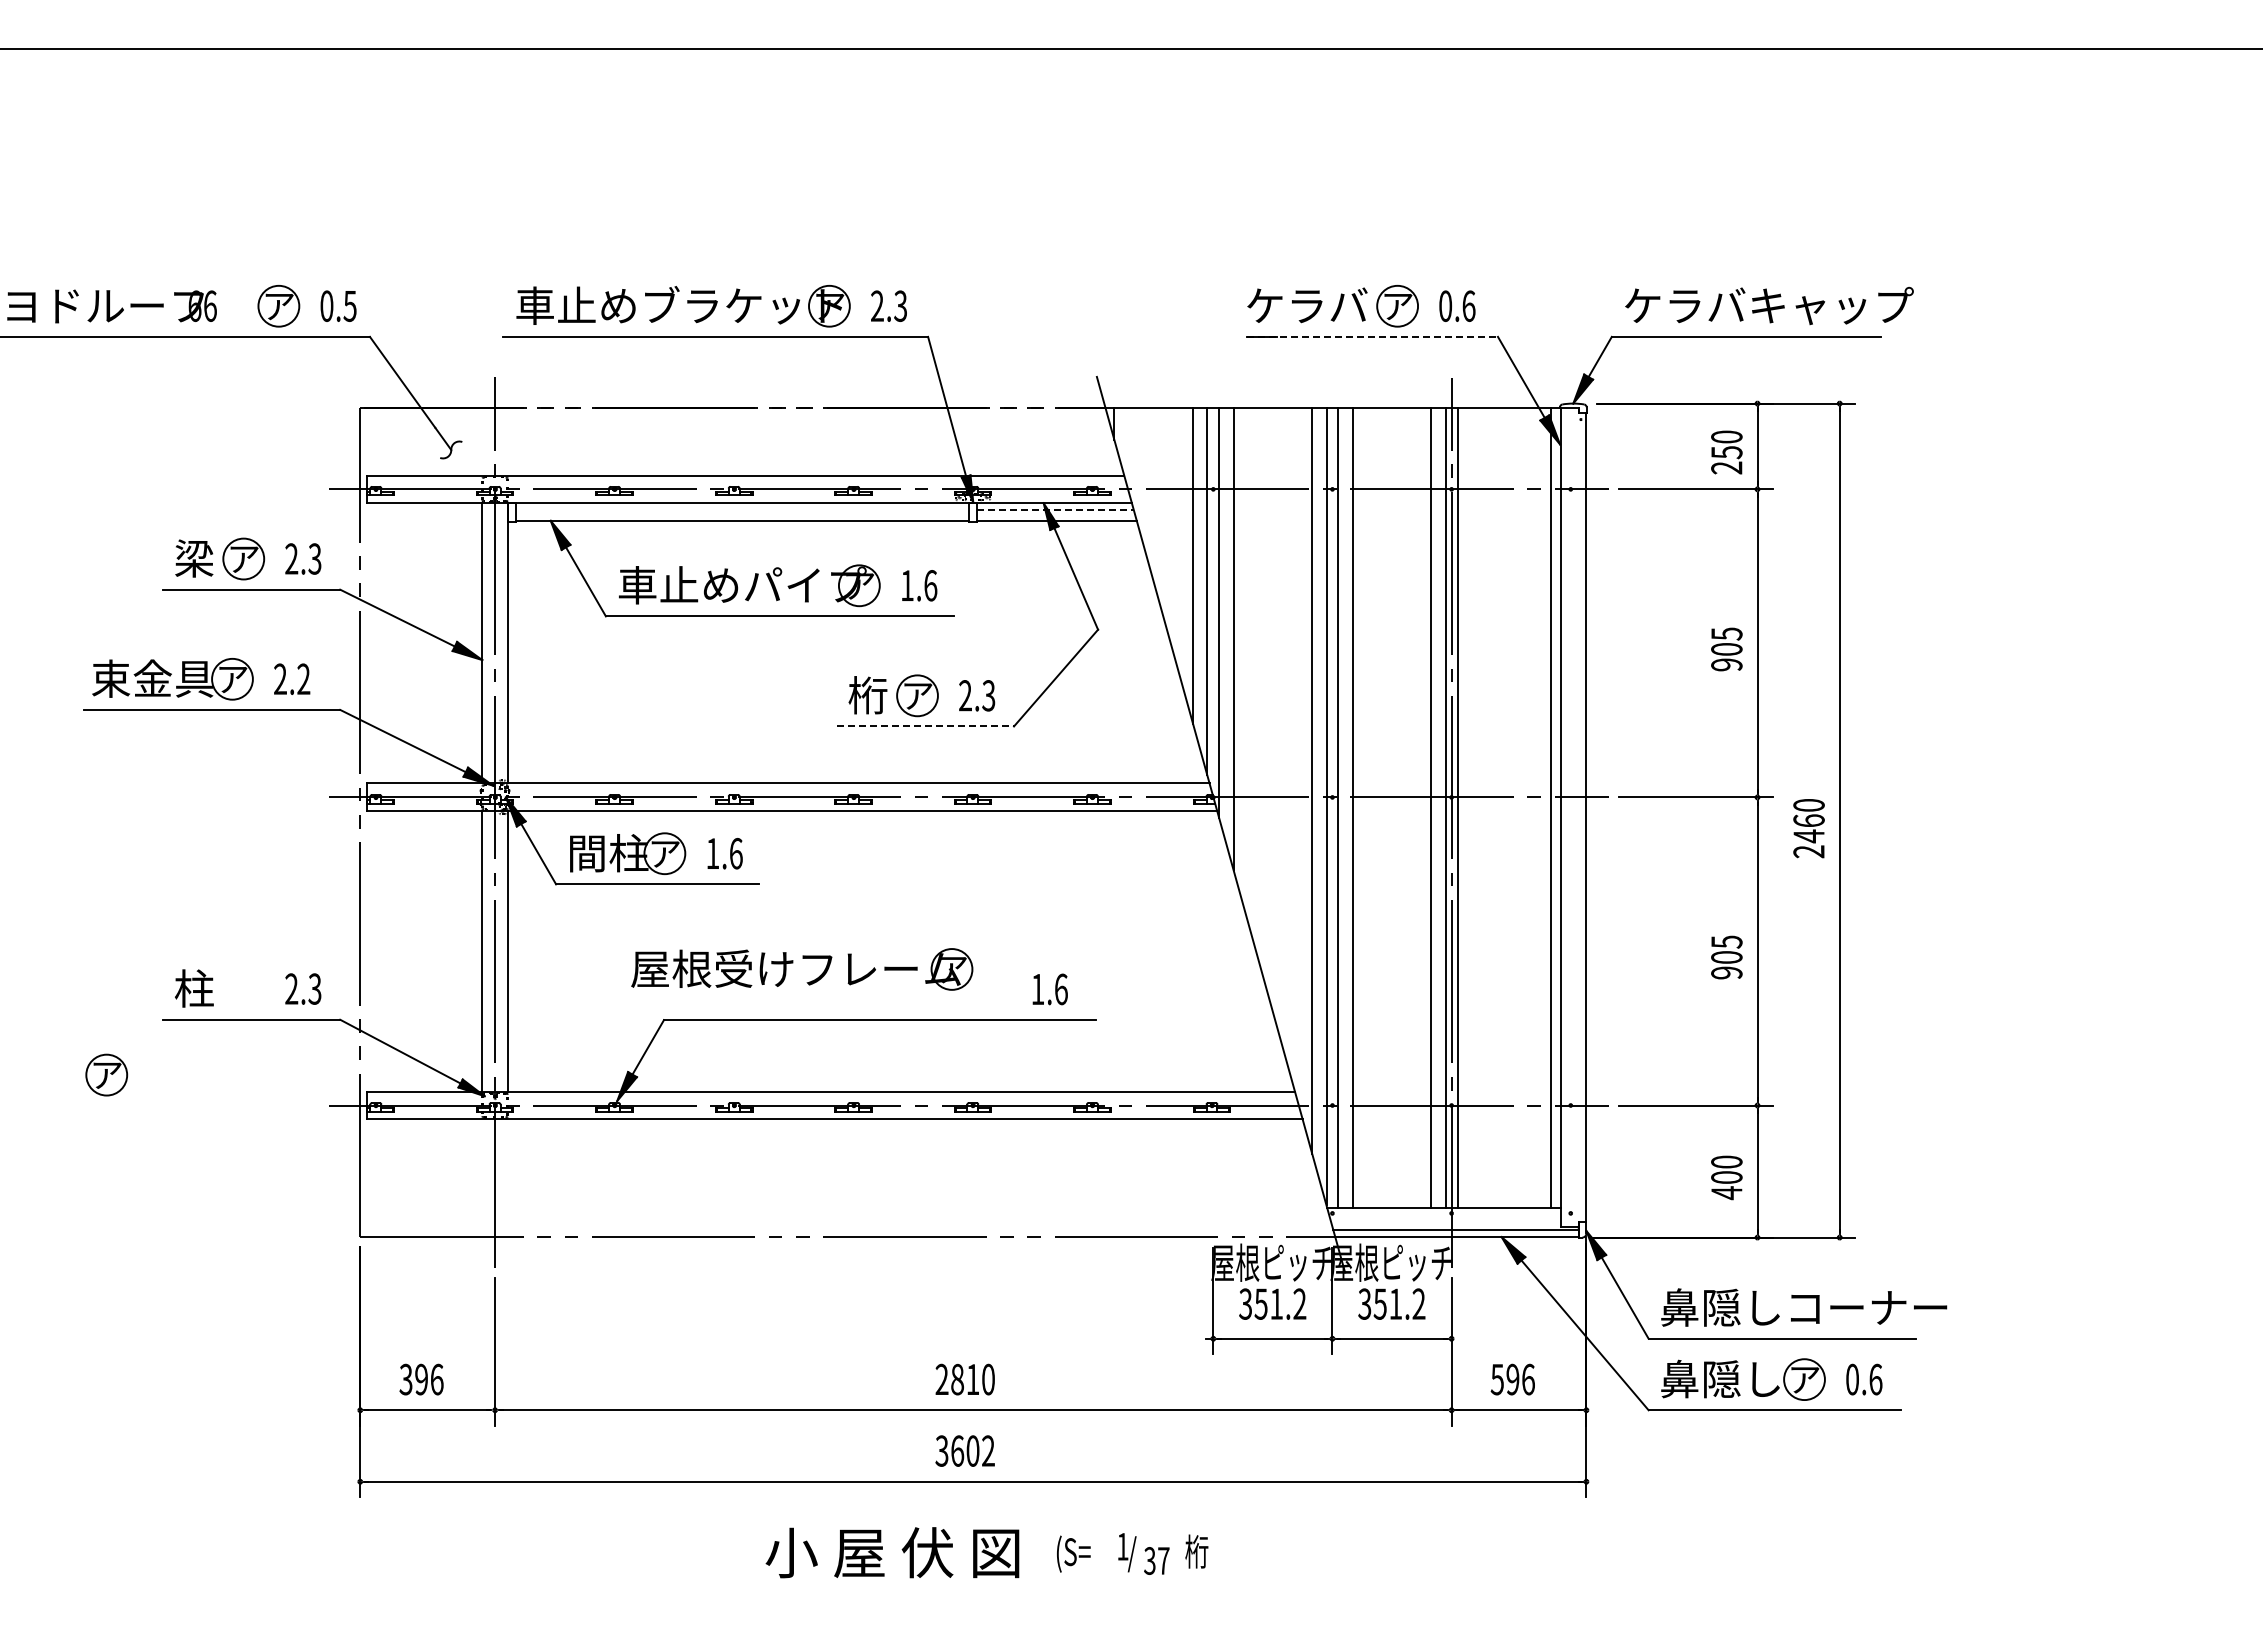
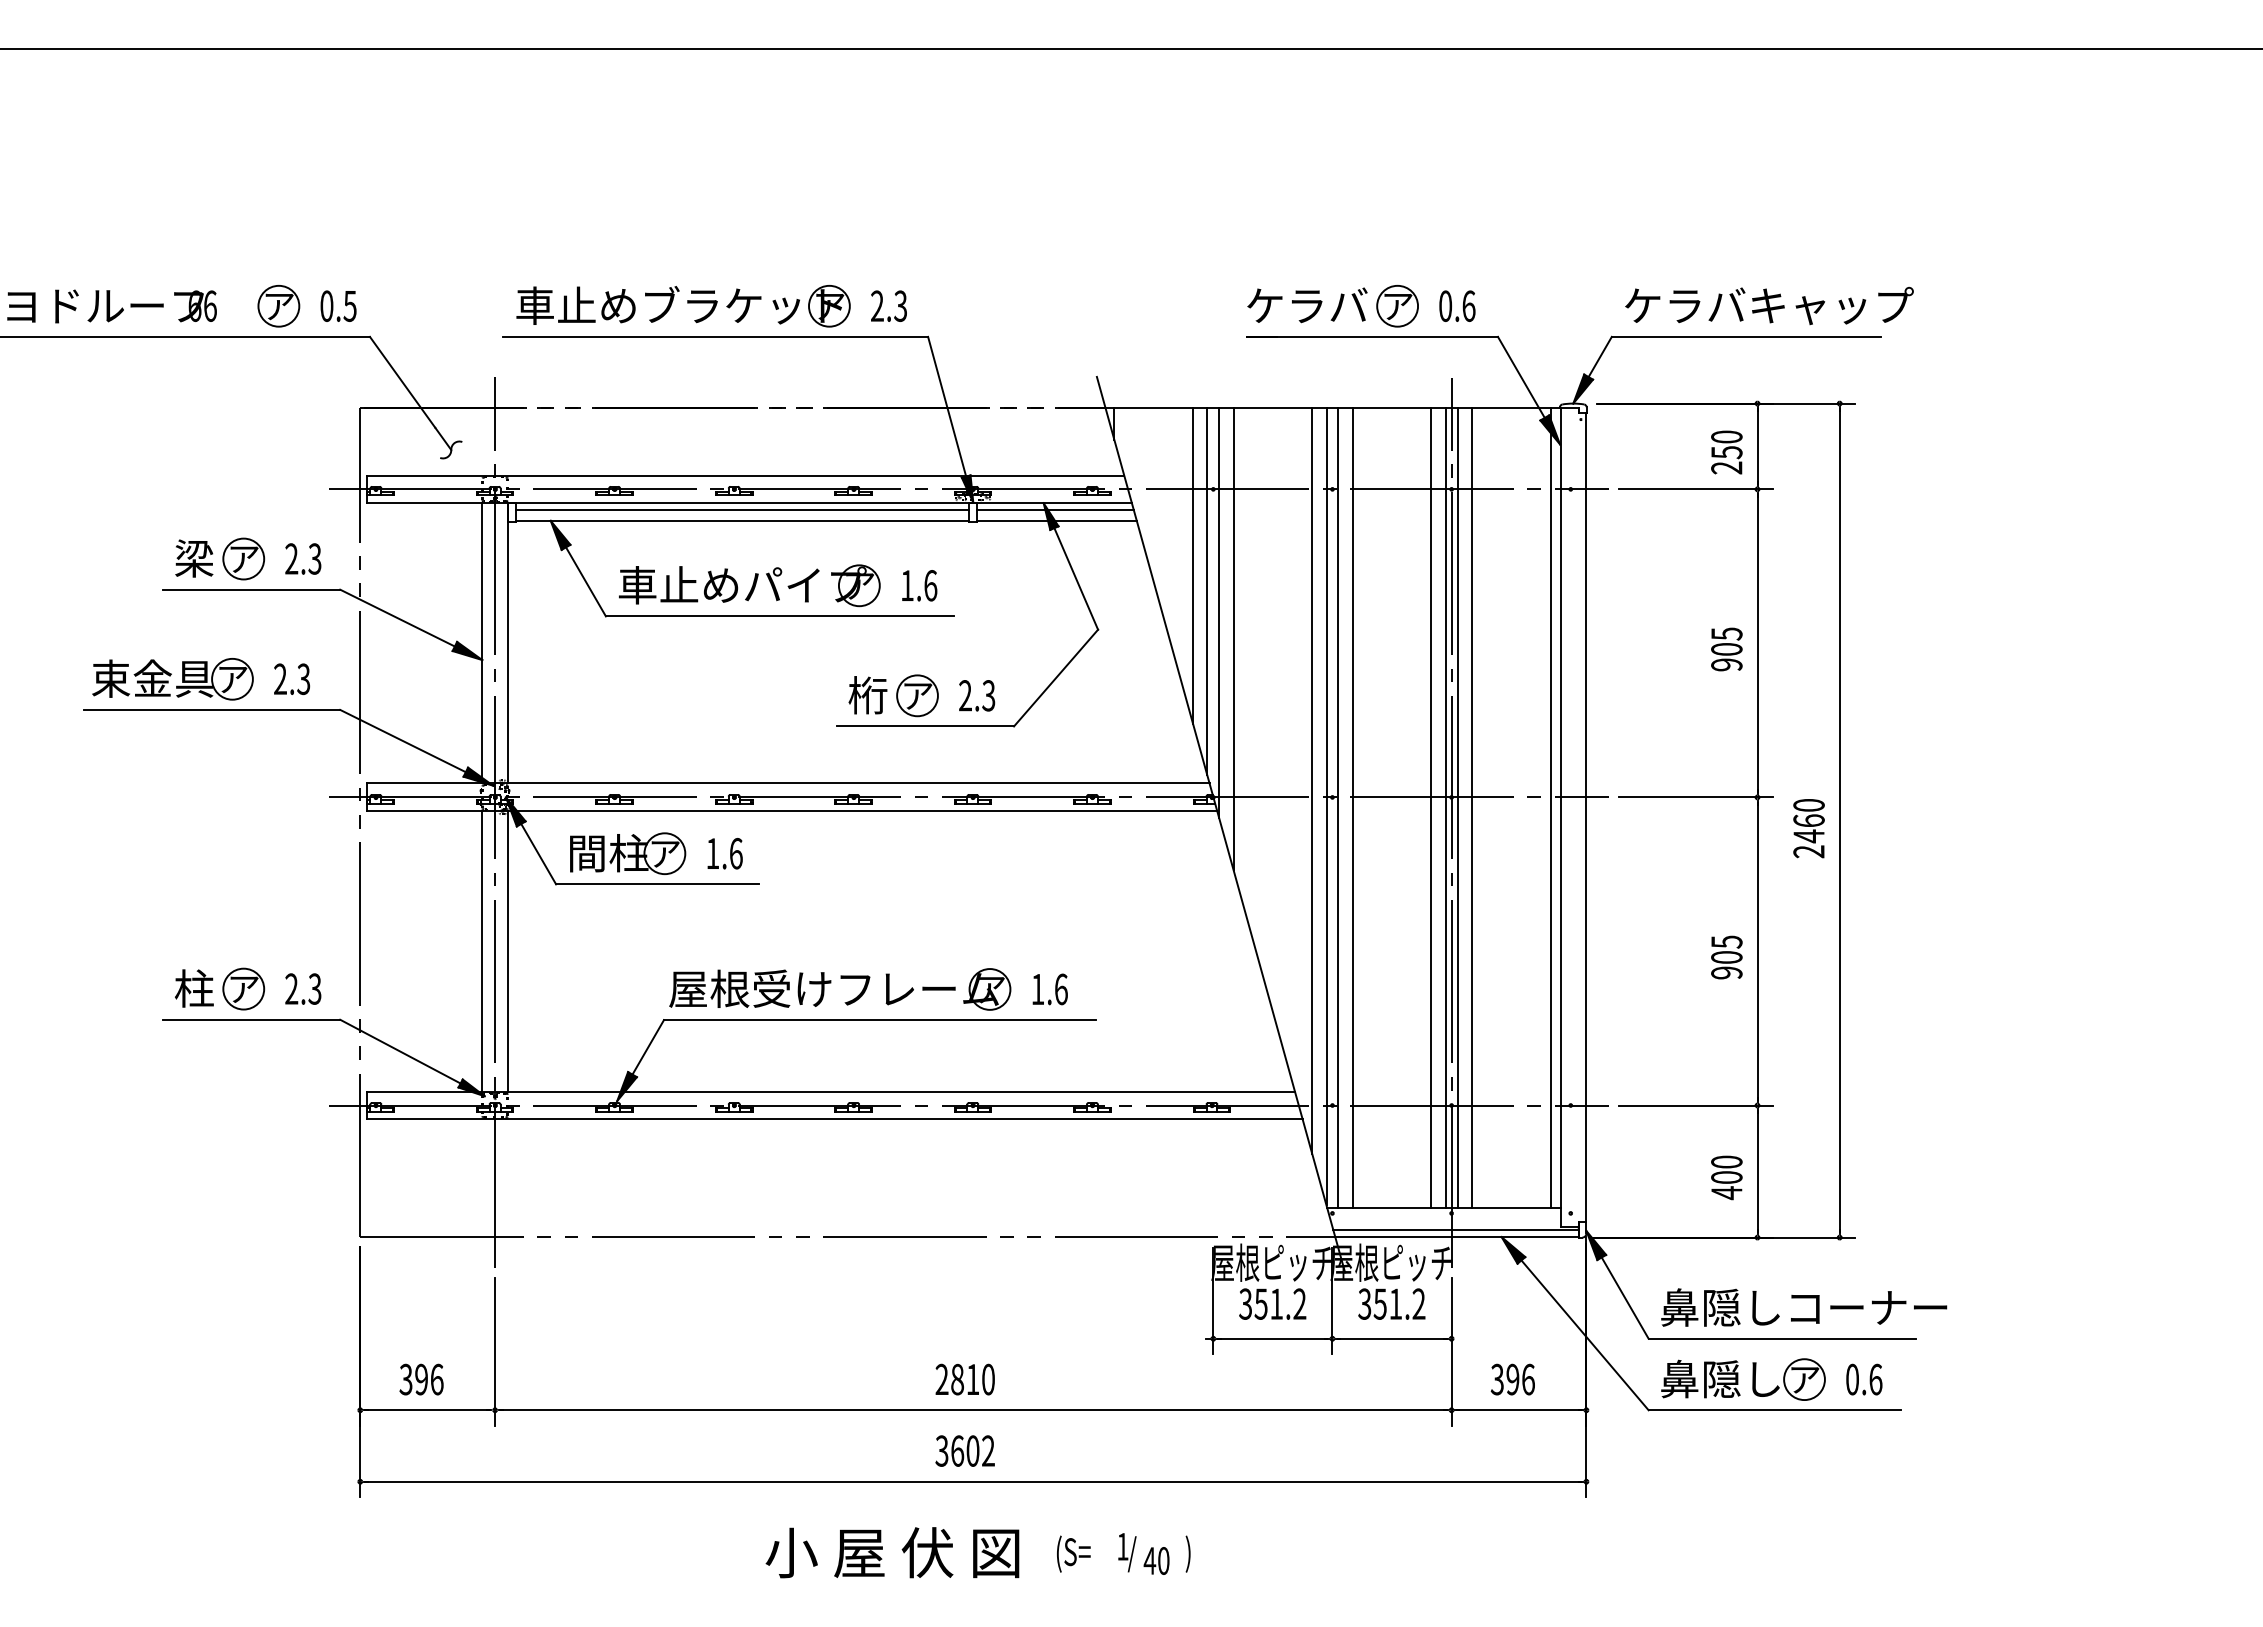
line: dashed -> solid (1372, 336)
line: none -> present (742, 509)
line: dashed -> solid (1056, 509)
text: 2.2 -> 2.3 (303, 679)
line: dashed -> solid (926, 726)
line: none -> present (1471, 807)
part position: (793, 963) -> (831, 983) (831, 983)
part position: (106, 1074) -> (243, 988) (243, 988)
text: 596 -> 396 (1497, 1378)
text: 桁 -> ) (1196, 1553)
text: 37 -> 40 (1156, 1560)
